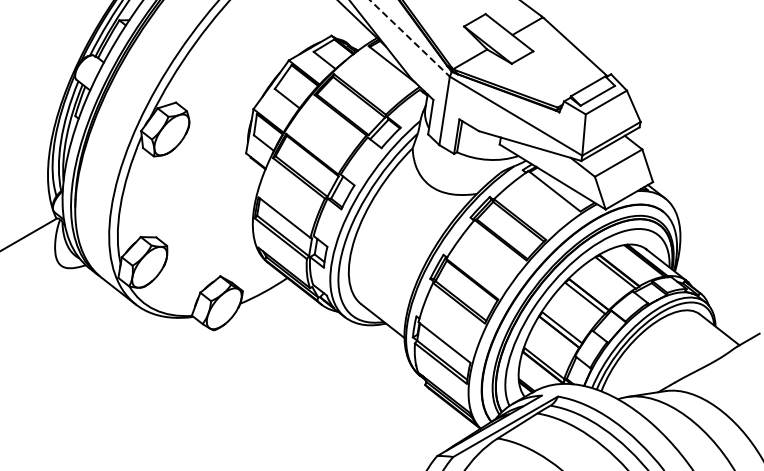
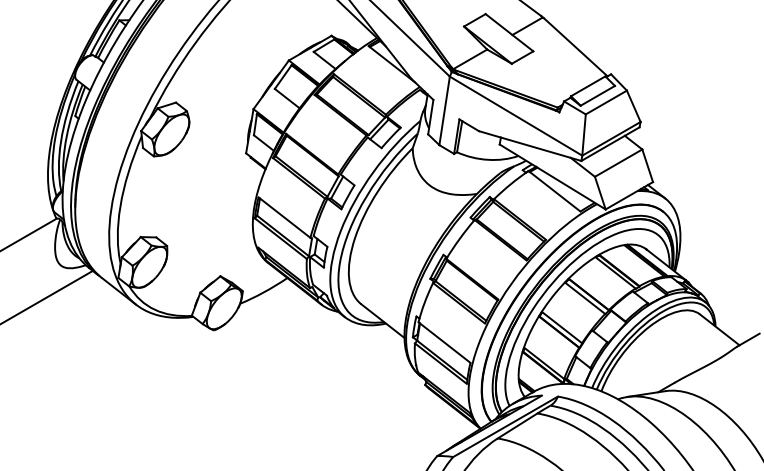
line: dashed -> solid (410, 38)
line: none -> present (47, 296)
